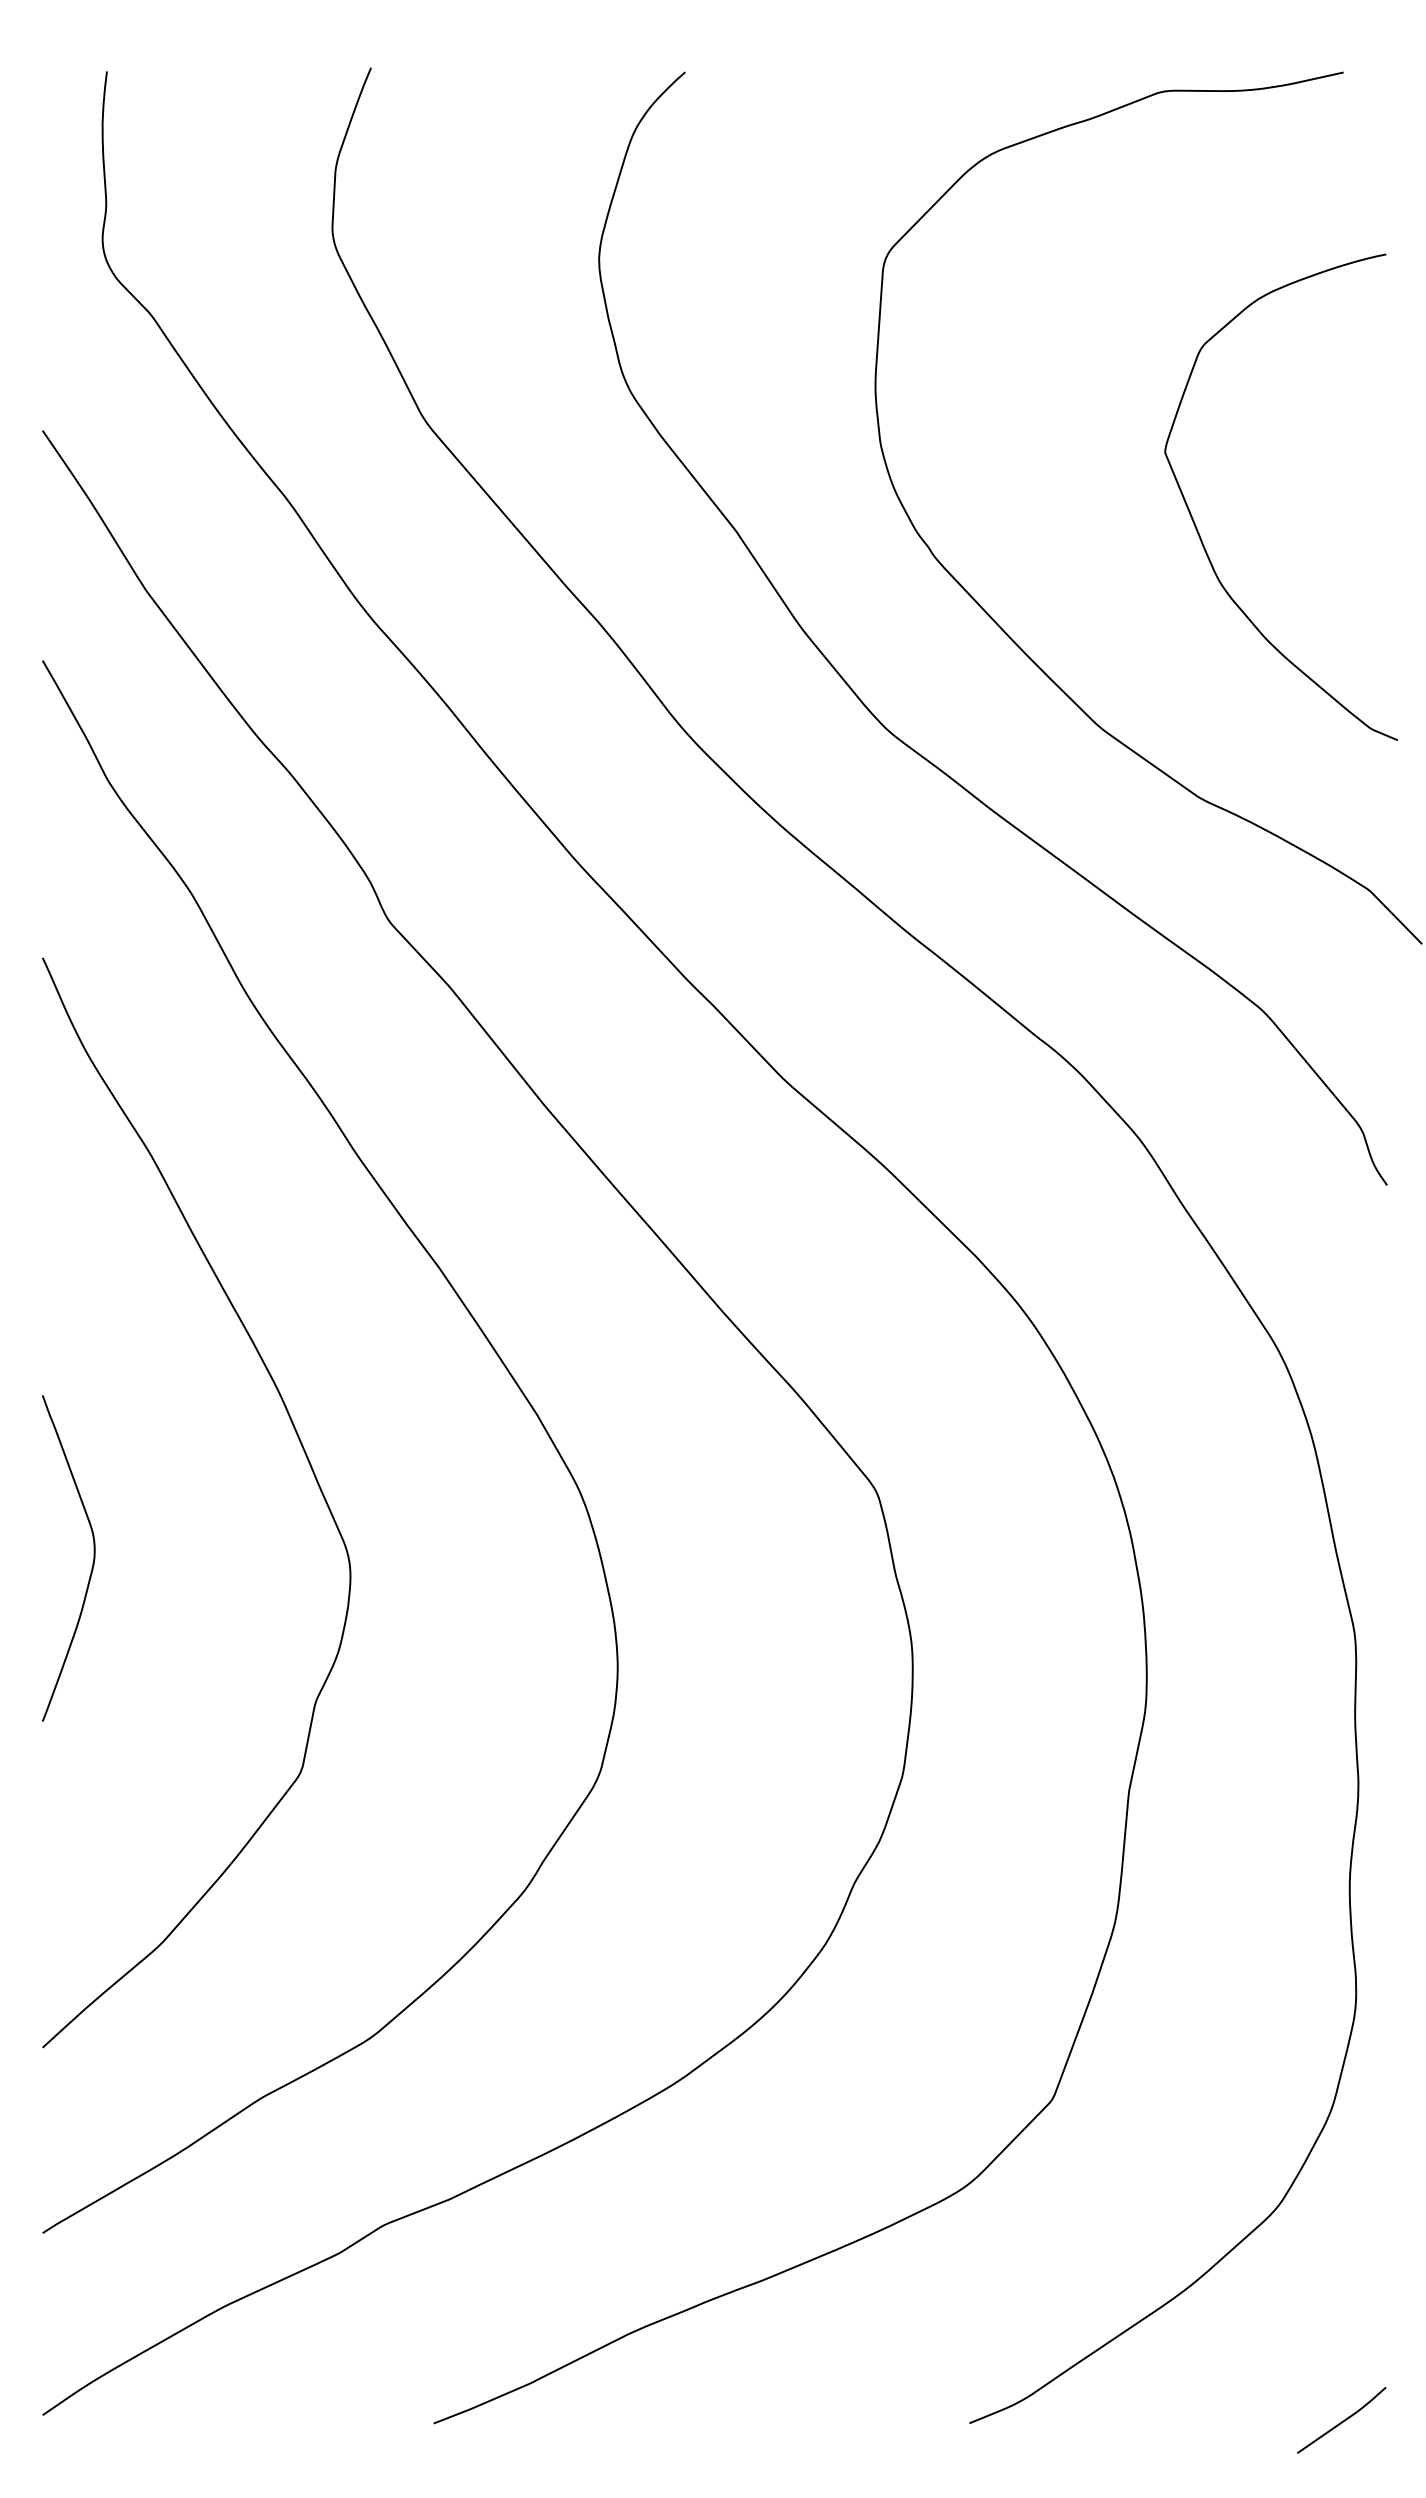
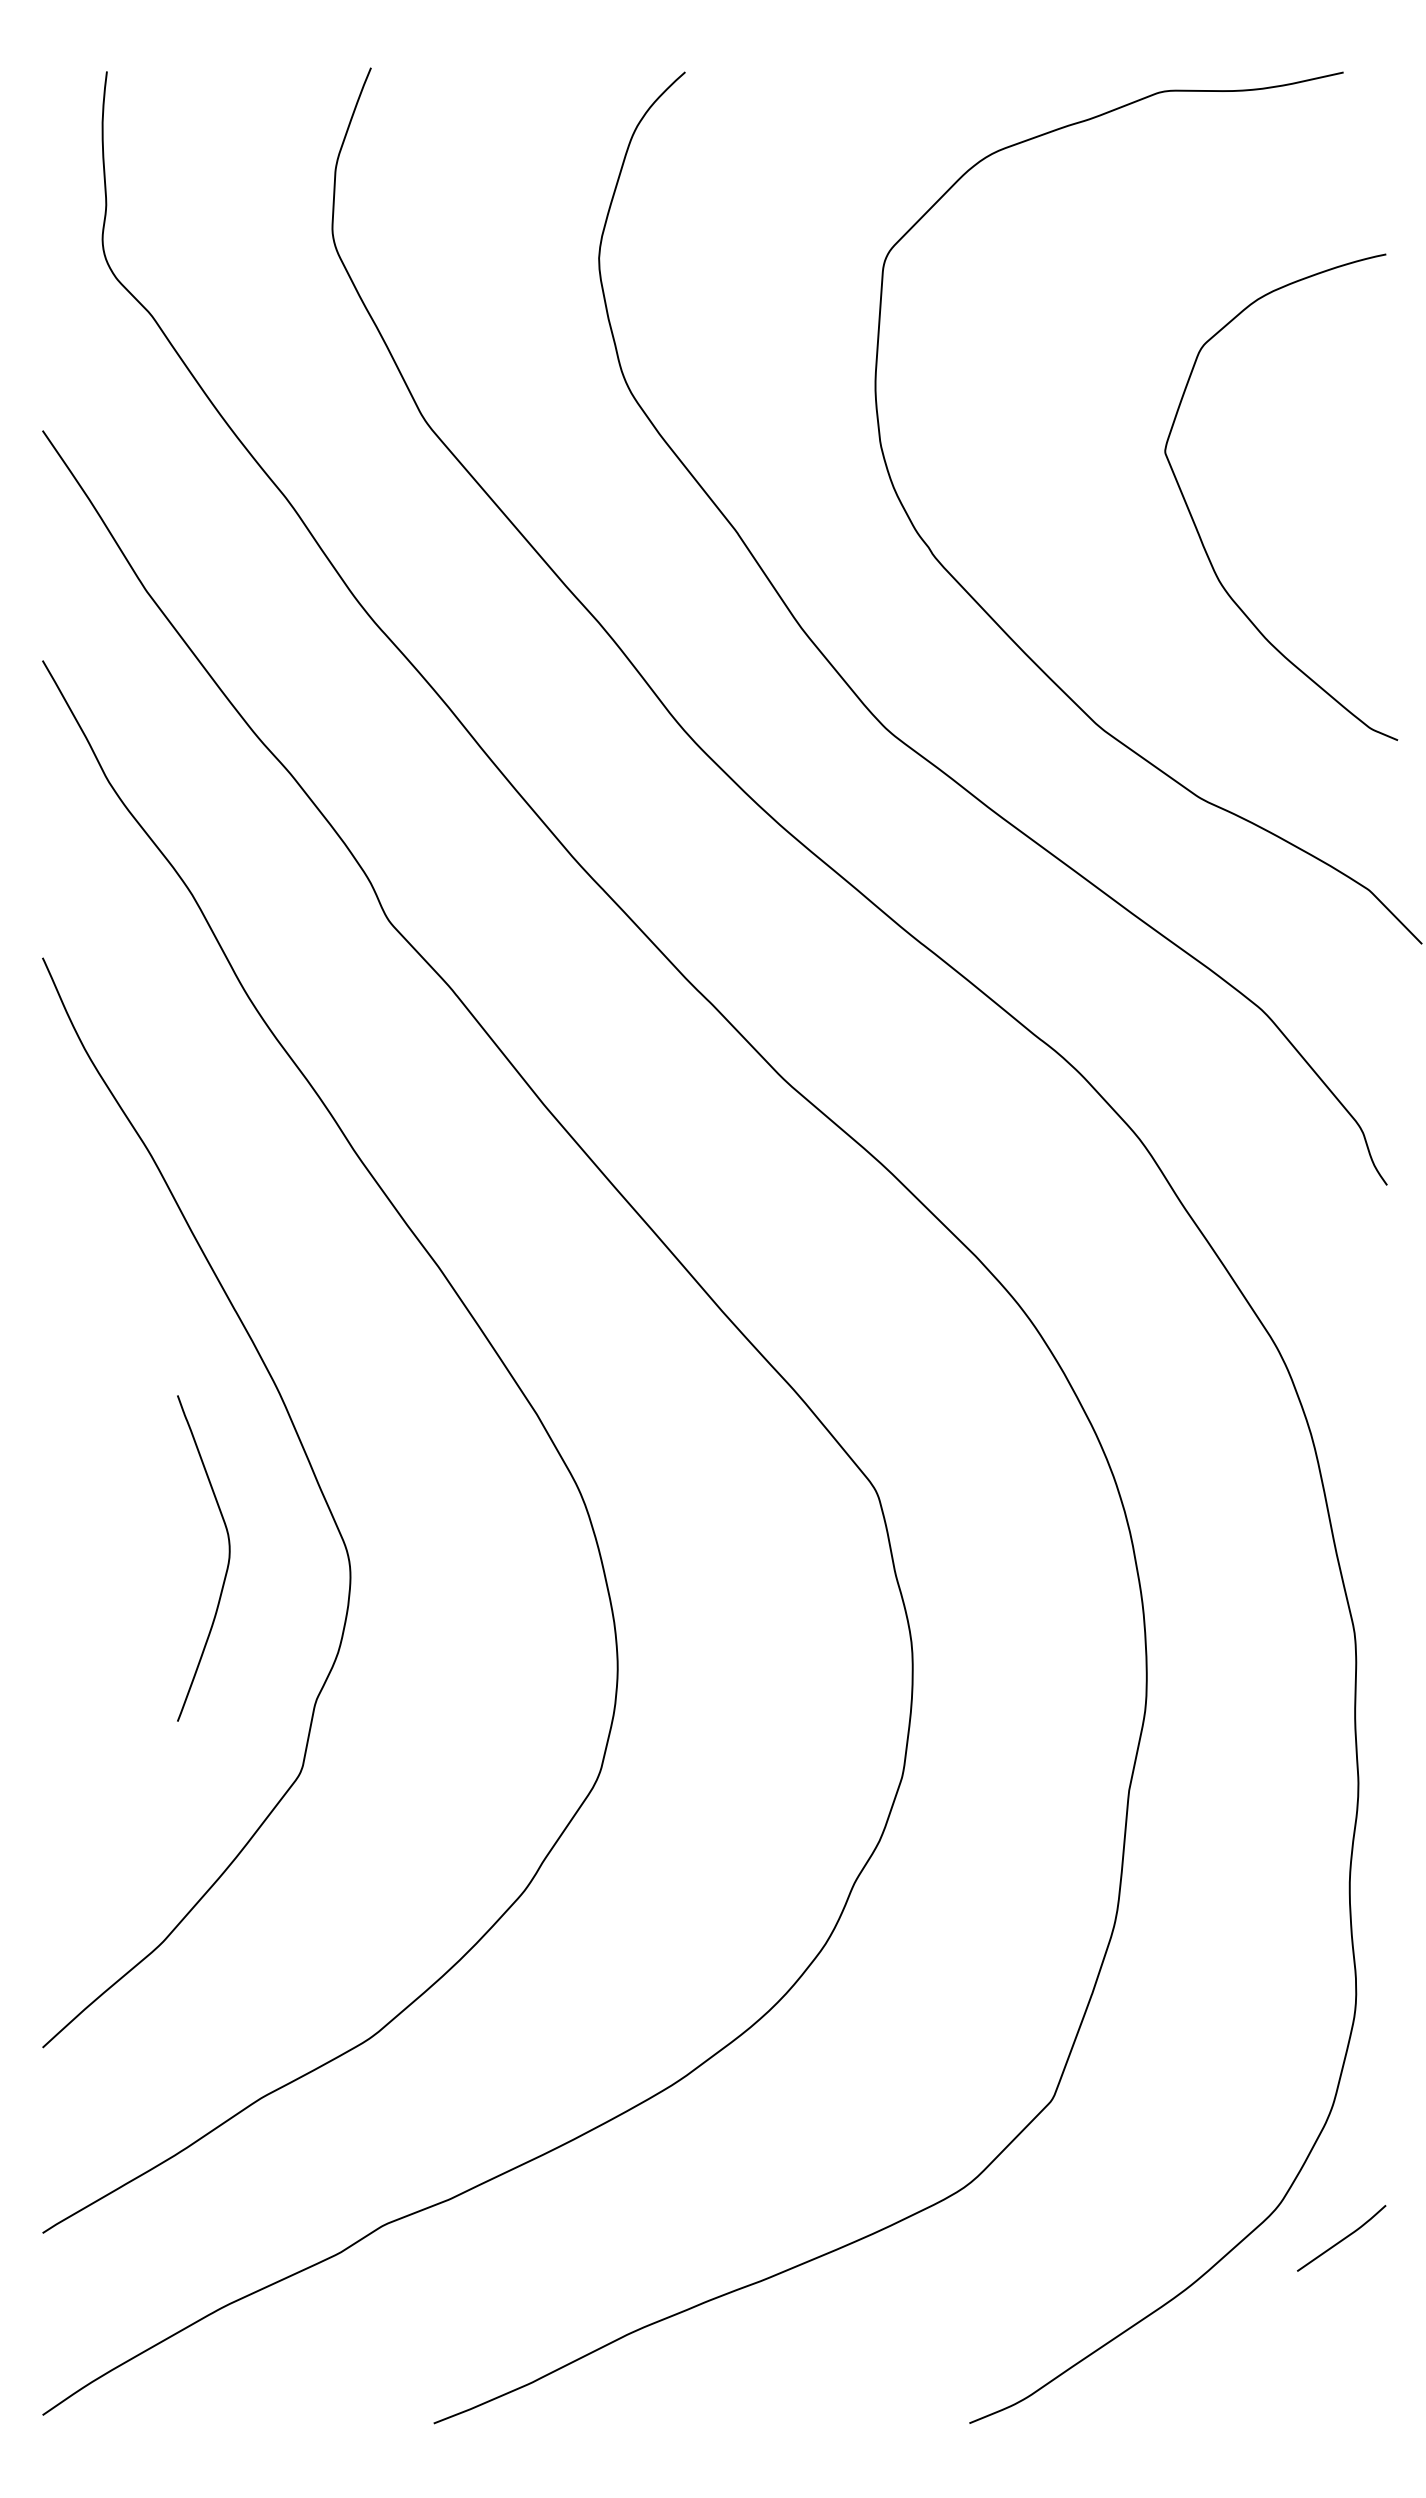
curve position: (92, 1562) -> (227, 1562) (227, 1562)
curve position: (1342, 2420) -> (1342, 2238) (1342, 2238)
